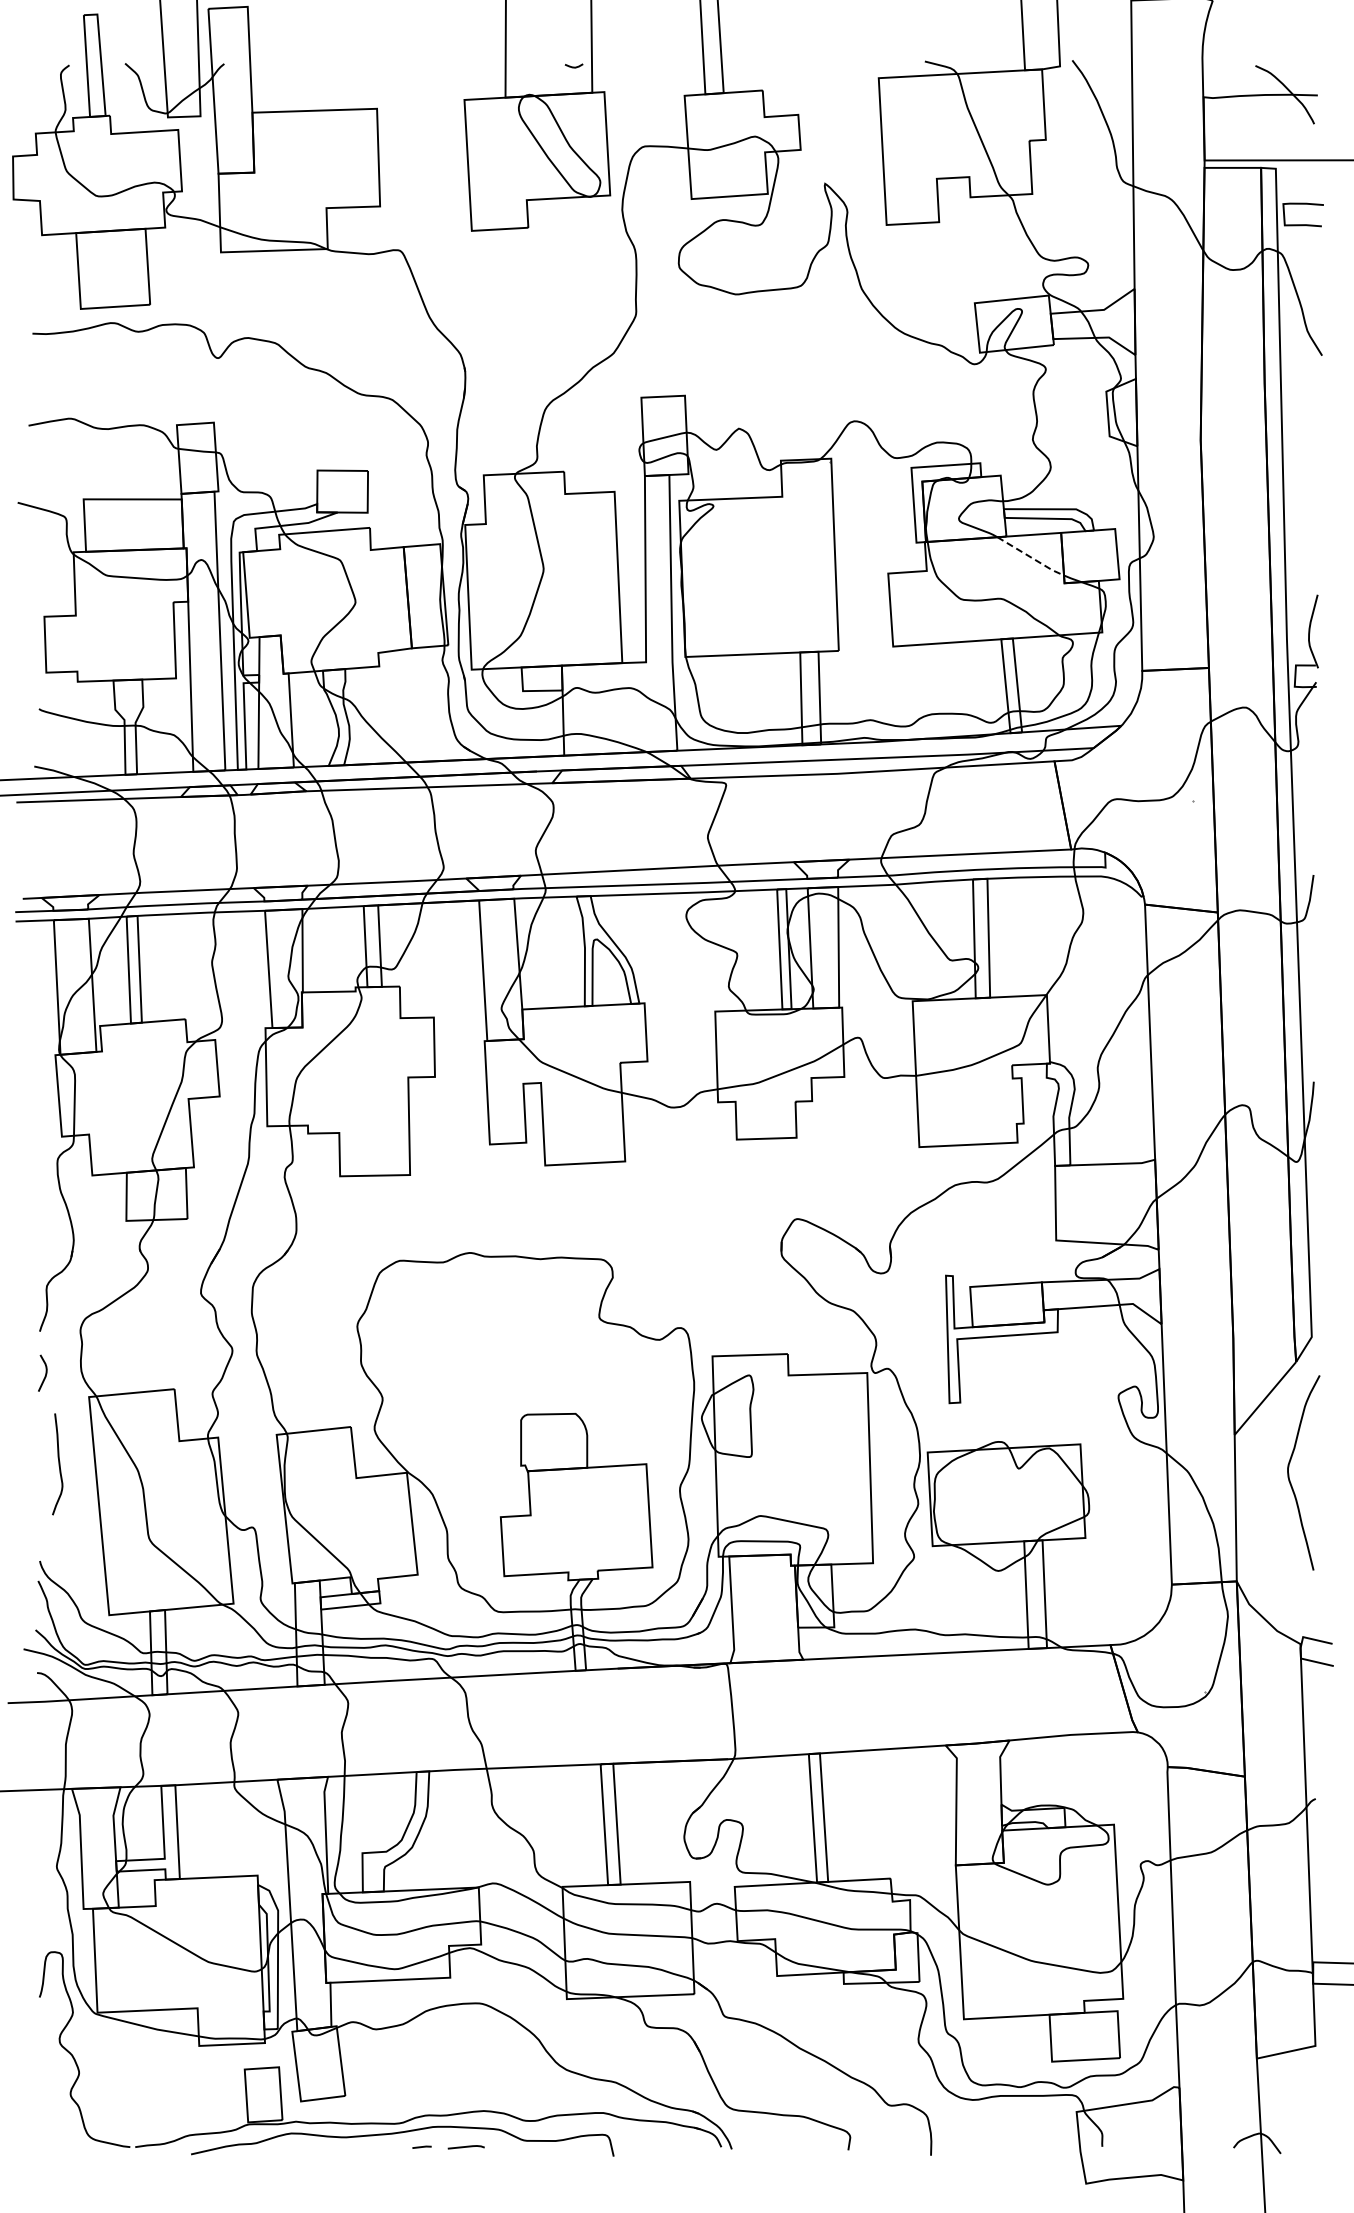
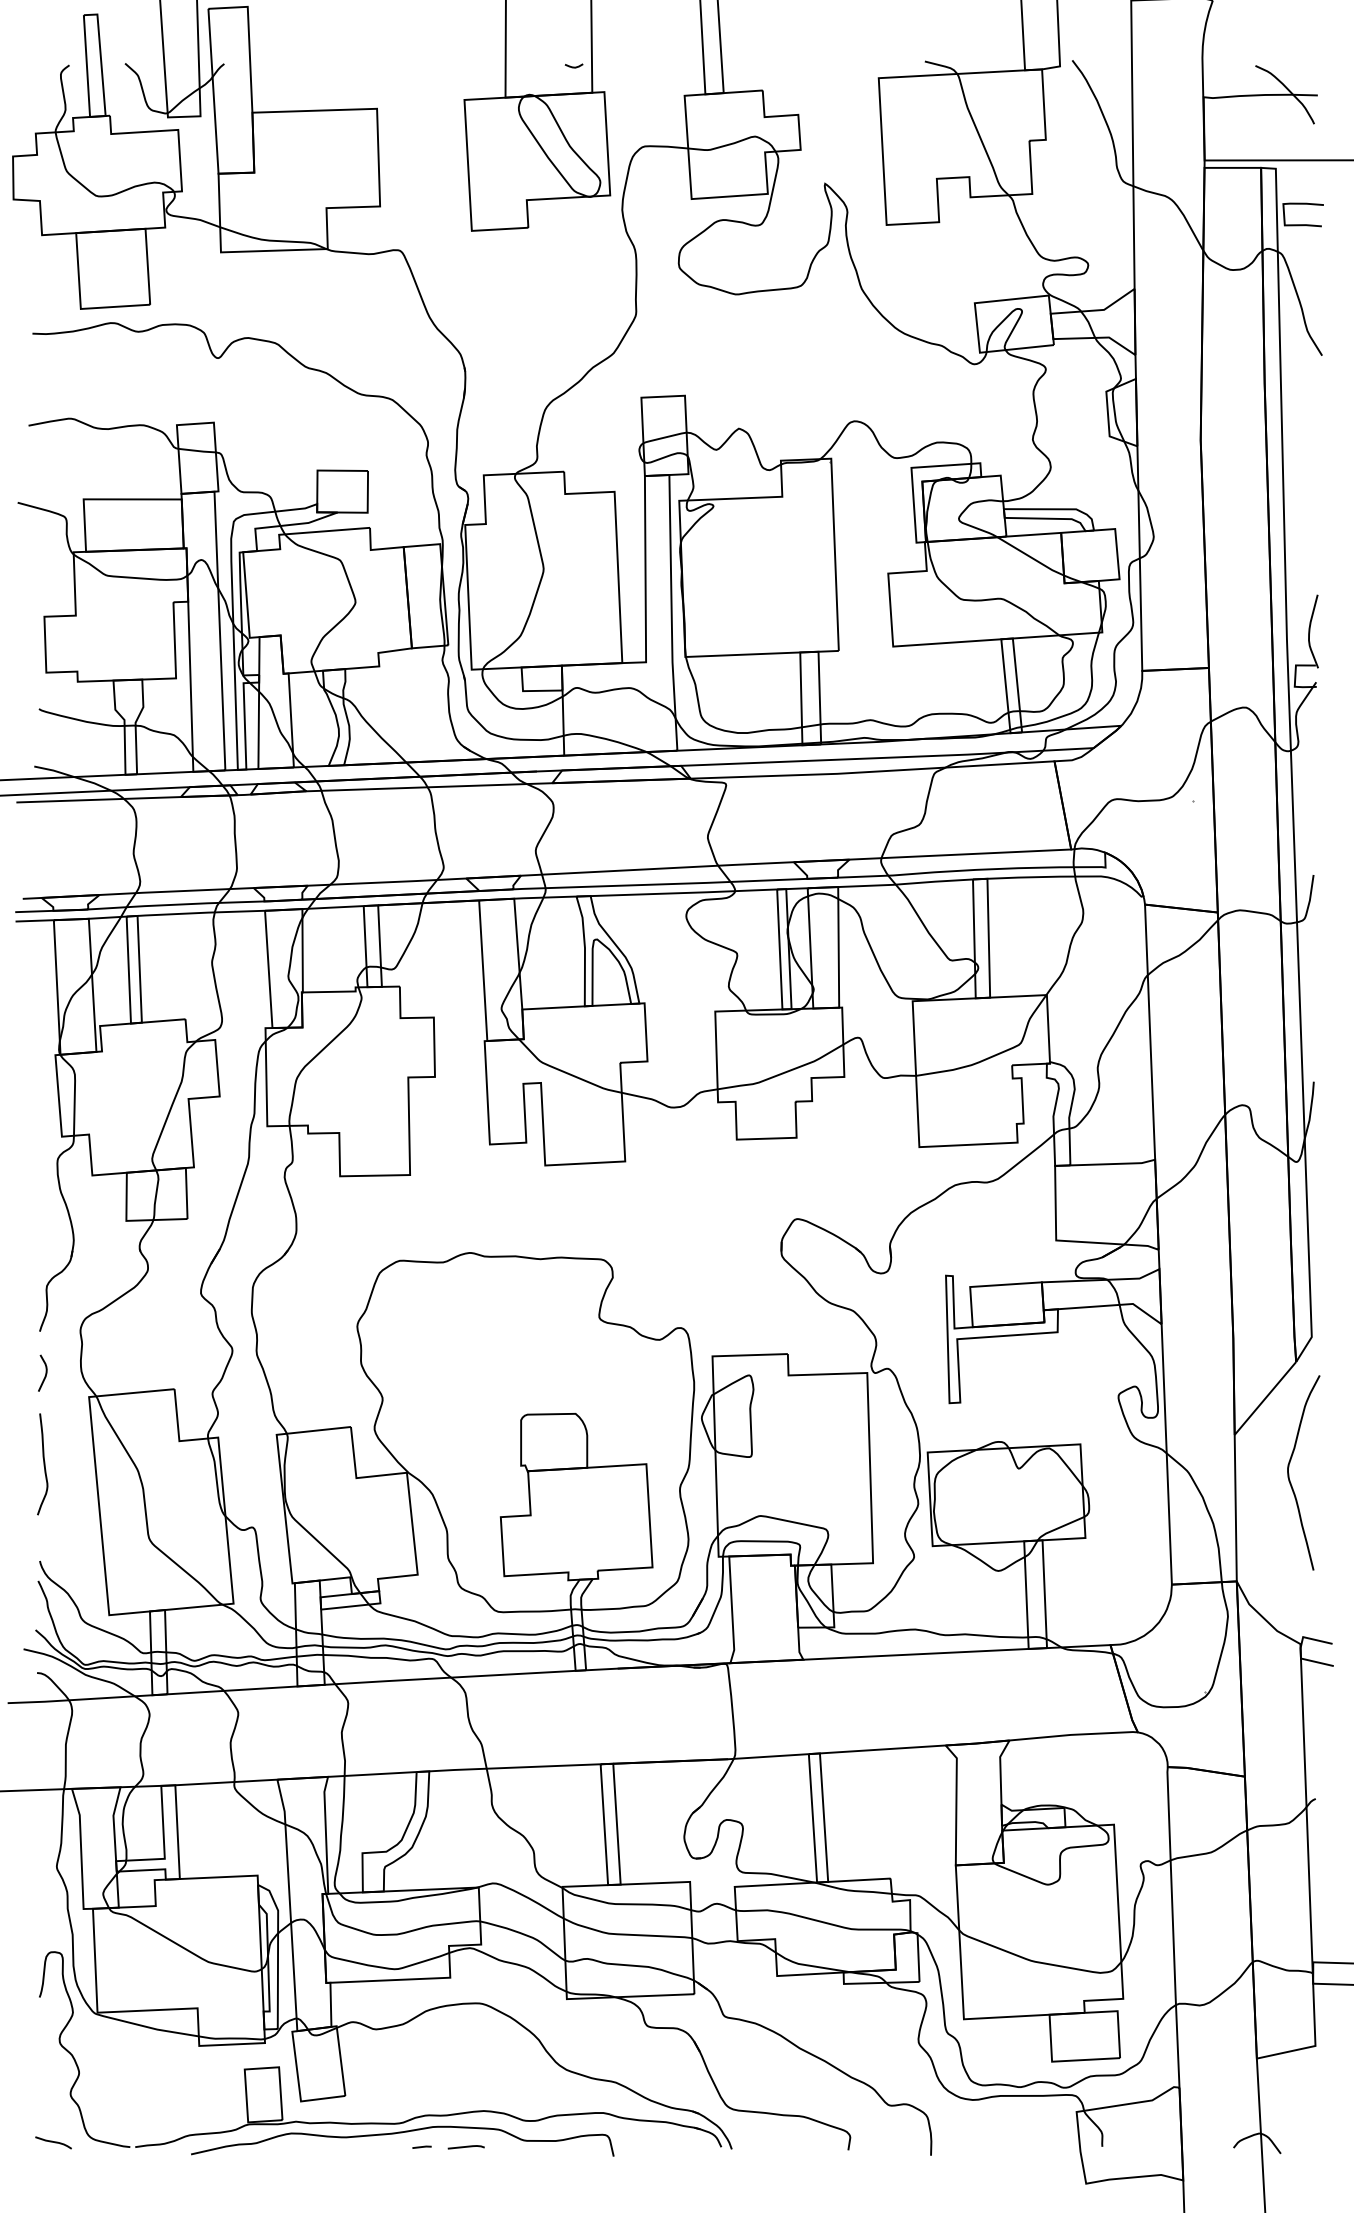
line: dashed -> solid (1031, 557)
curve position: (58, 1464) -> (43, 1464) (43, 1464)
curve: none -> present (53, 2142)
